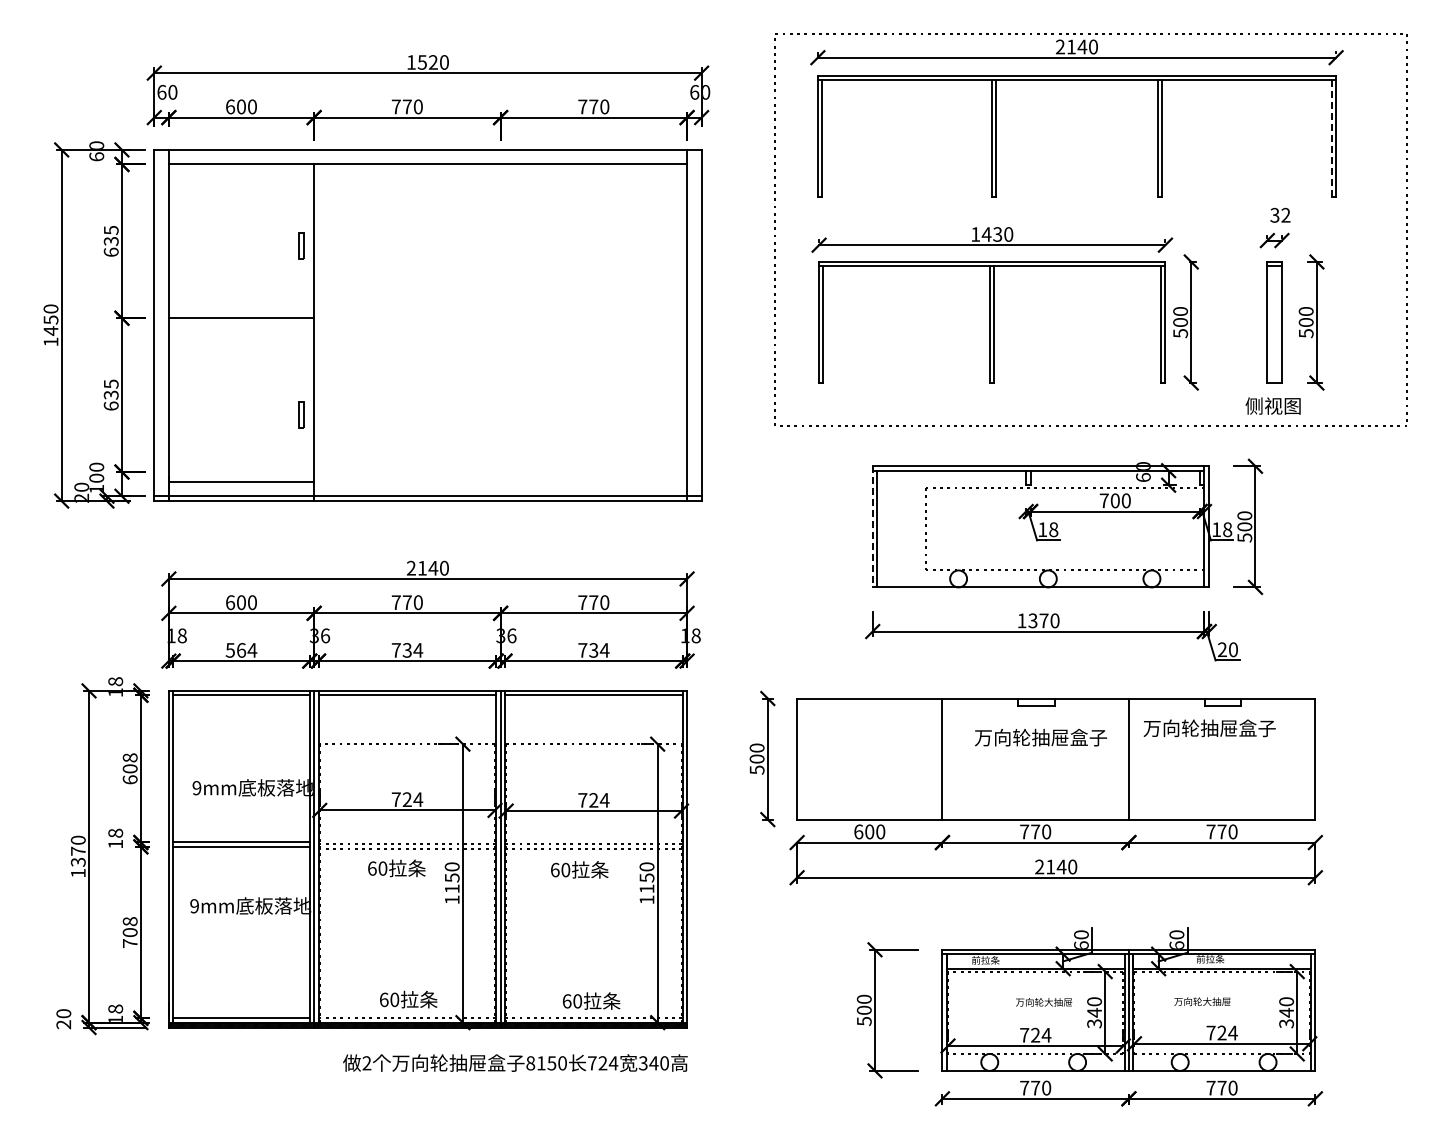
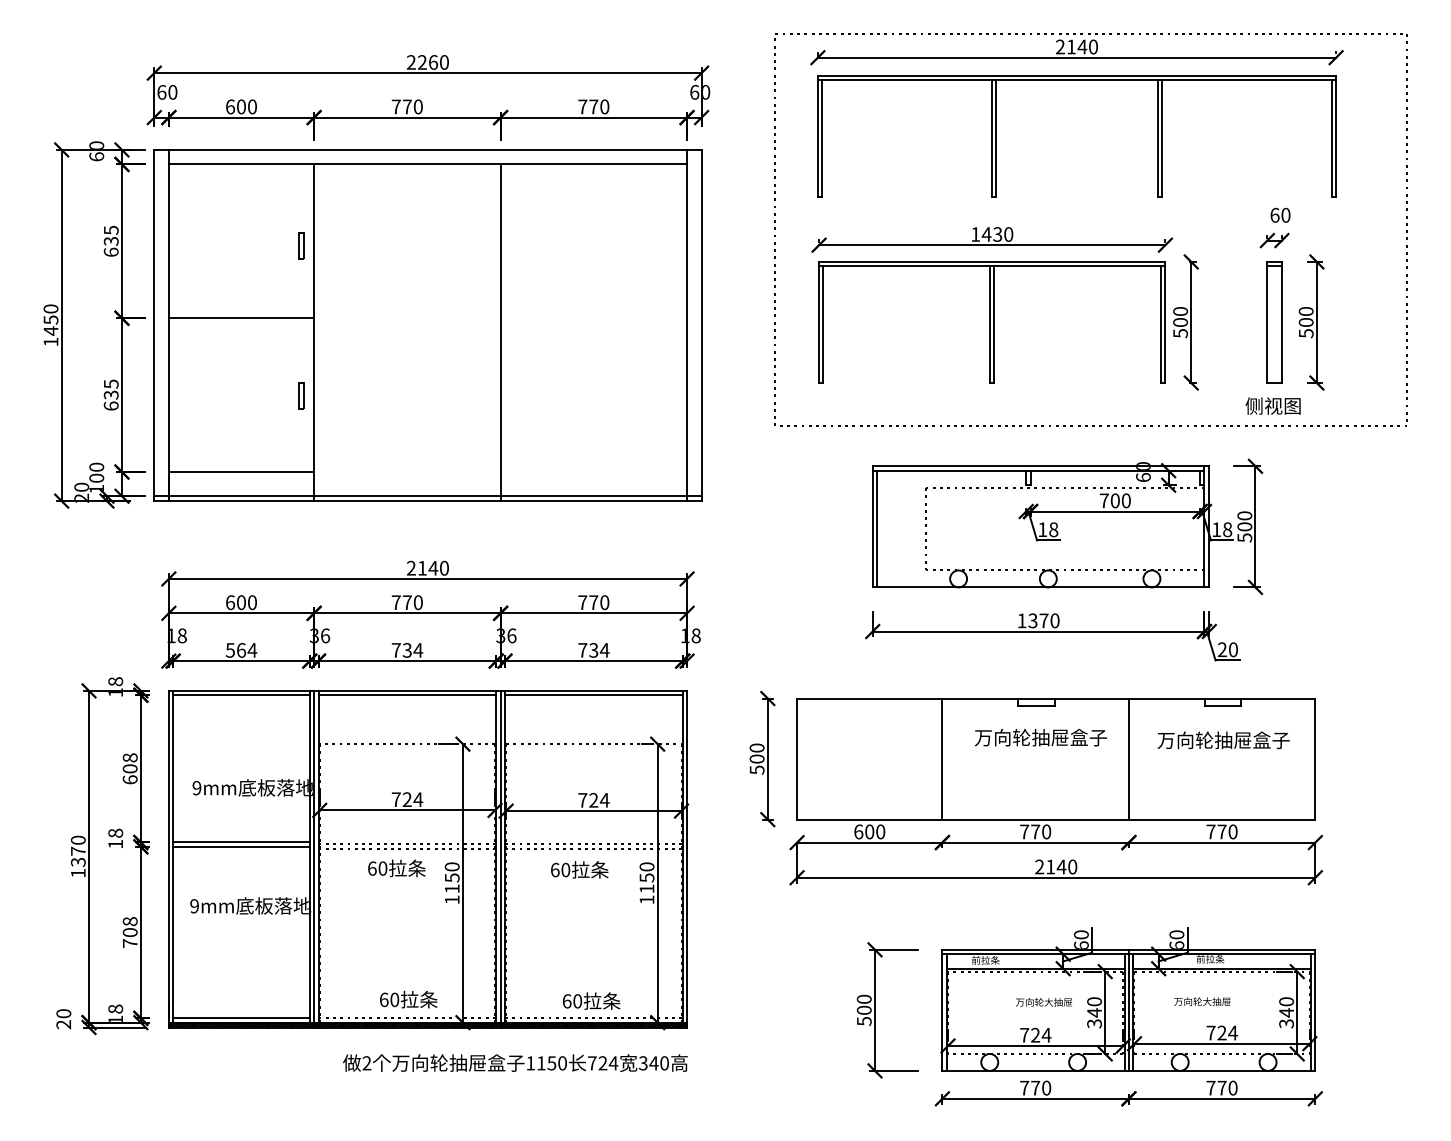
text: 1520 -> 2260 (422, 62)
line: dashed -> solid (1331, 139)
text: 32 -> 60 (1280, 214)
line: none -> present (500, 332)
part position: (301, 414) -> (301, 395) (301, 395)
line position: (241, 482) -> (241, 472) (241, 472)
line: dashed -> solid (872, 526)
text position: (1209, 728) -> (1223, 740) (1223, 740)
text: 8150 -> 1150 (530, 1063)
